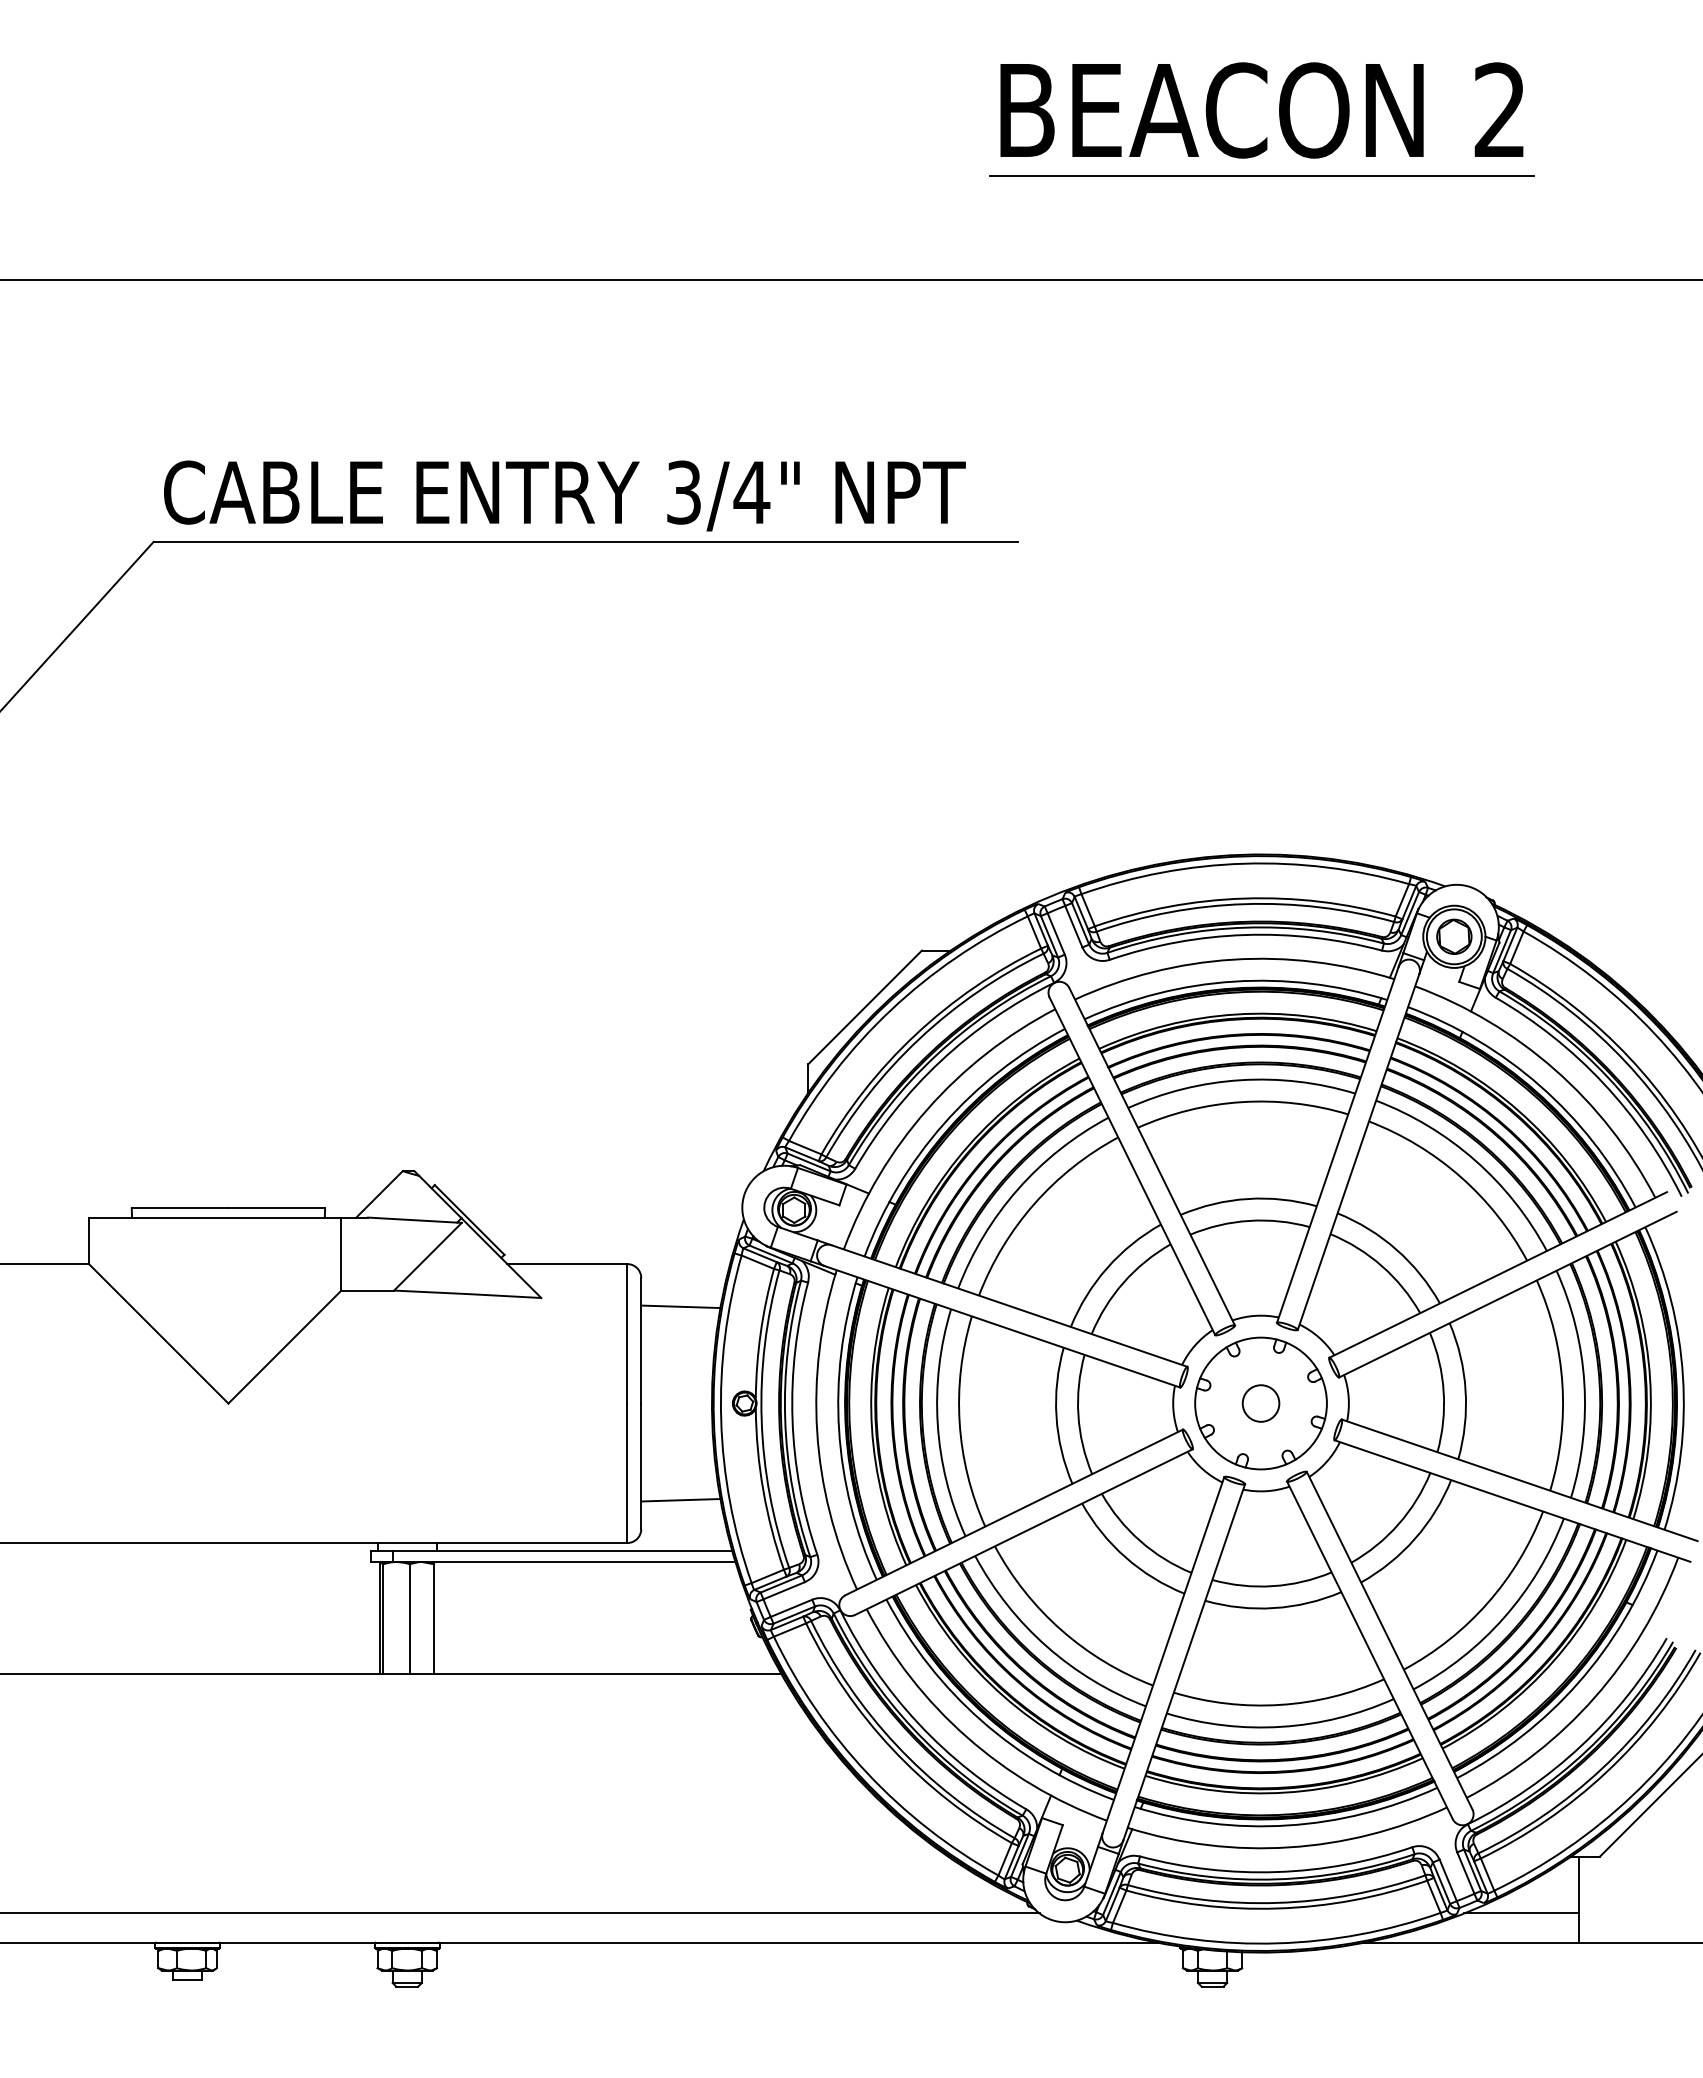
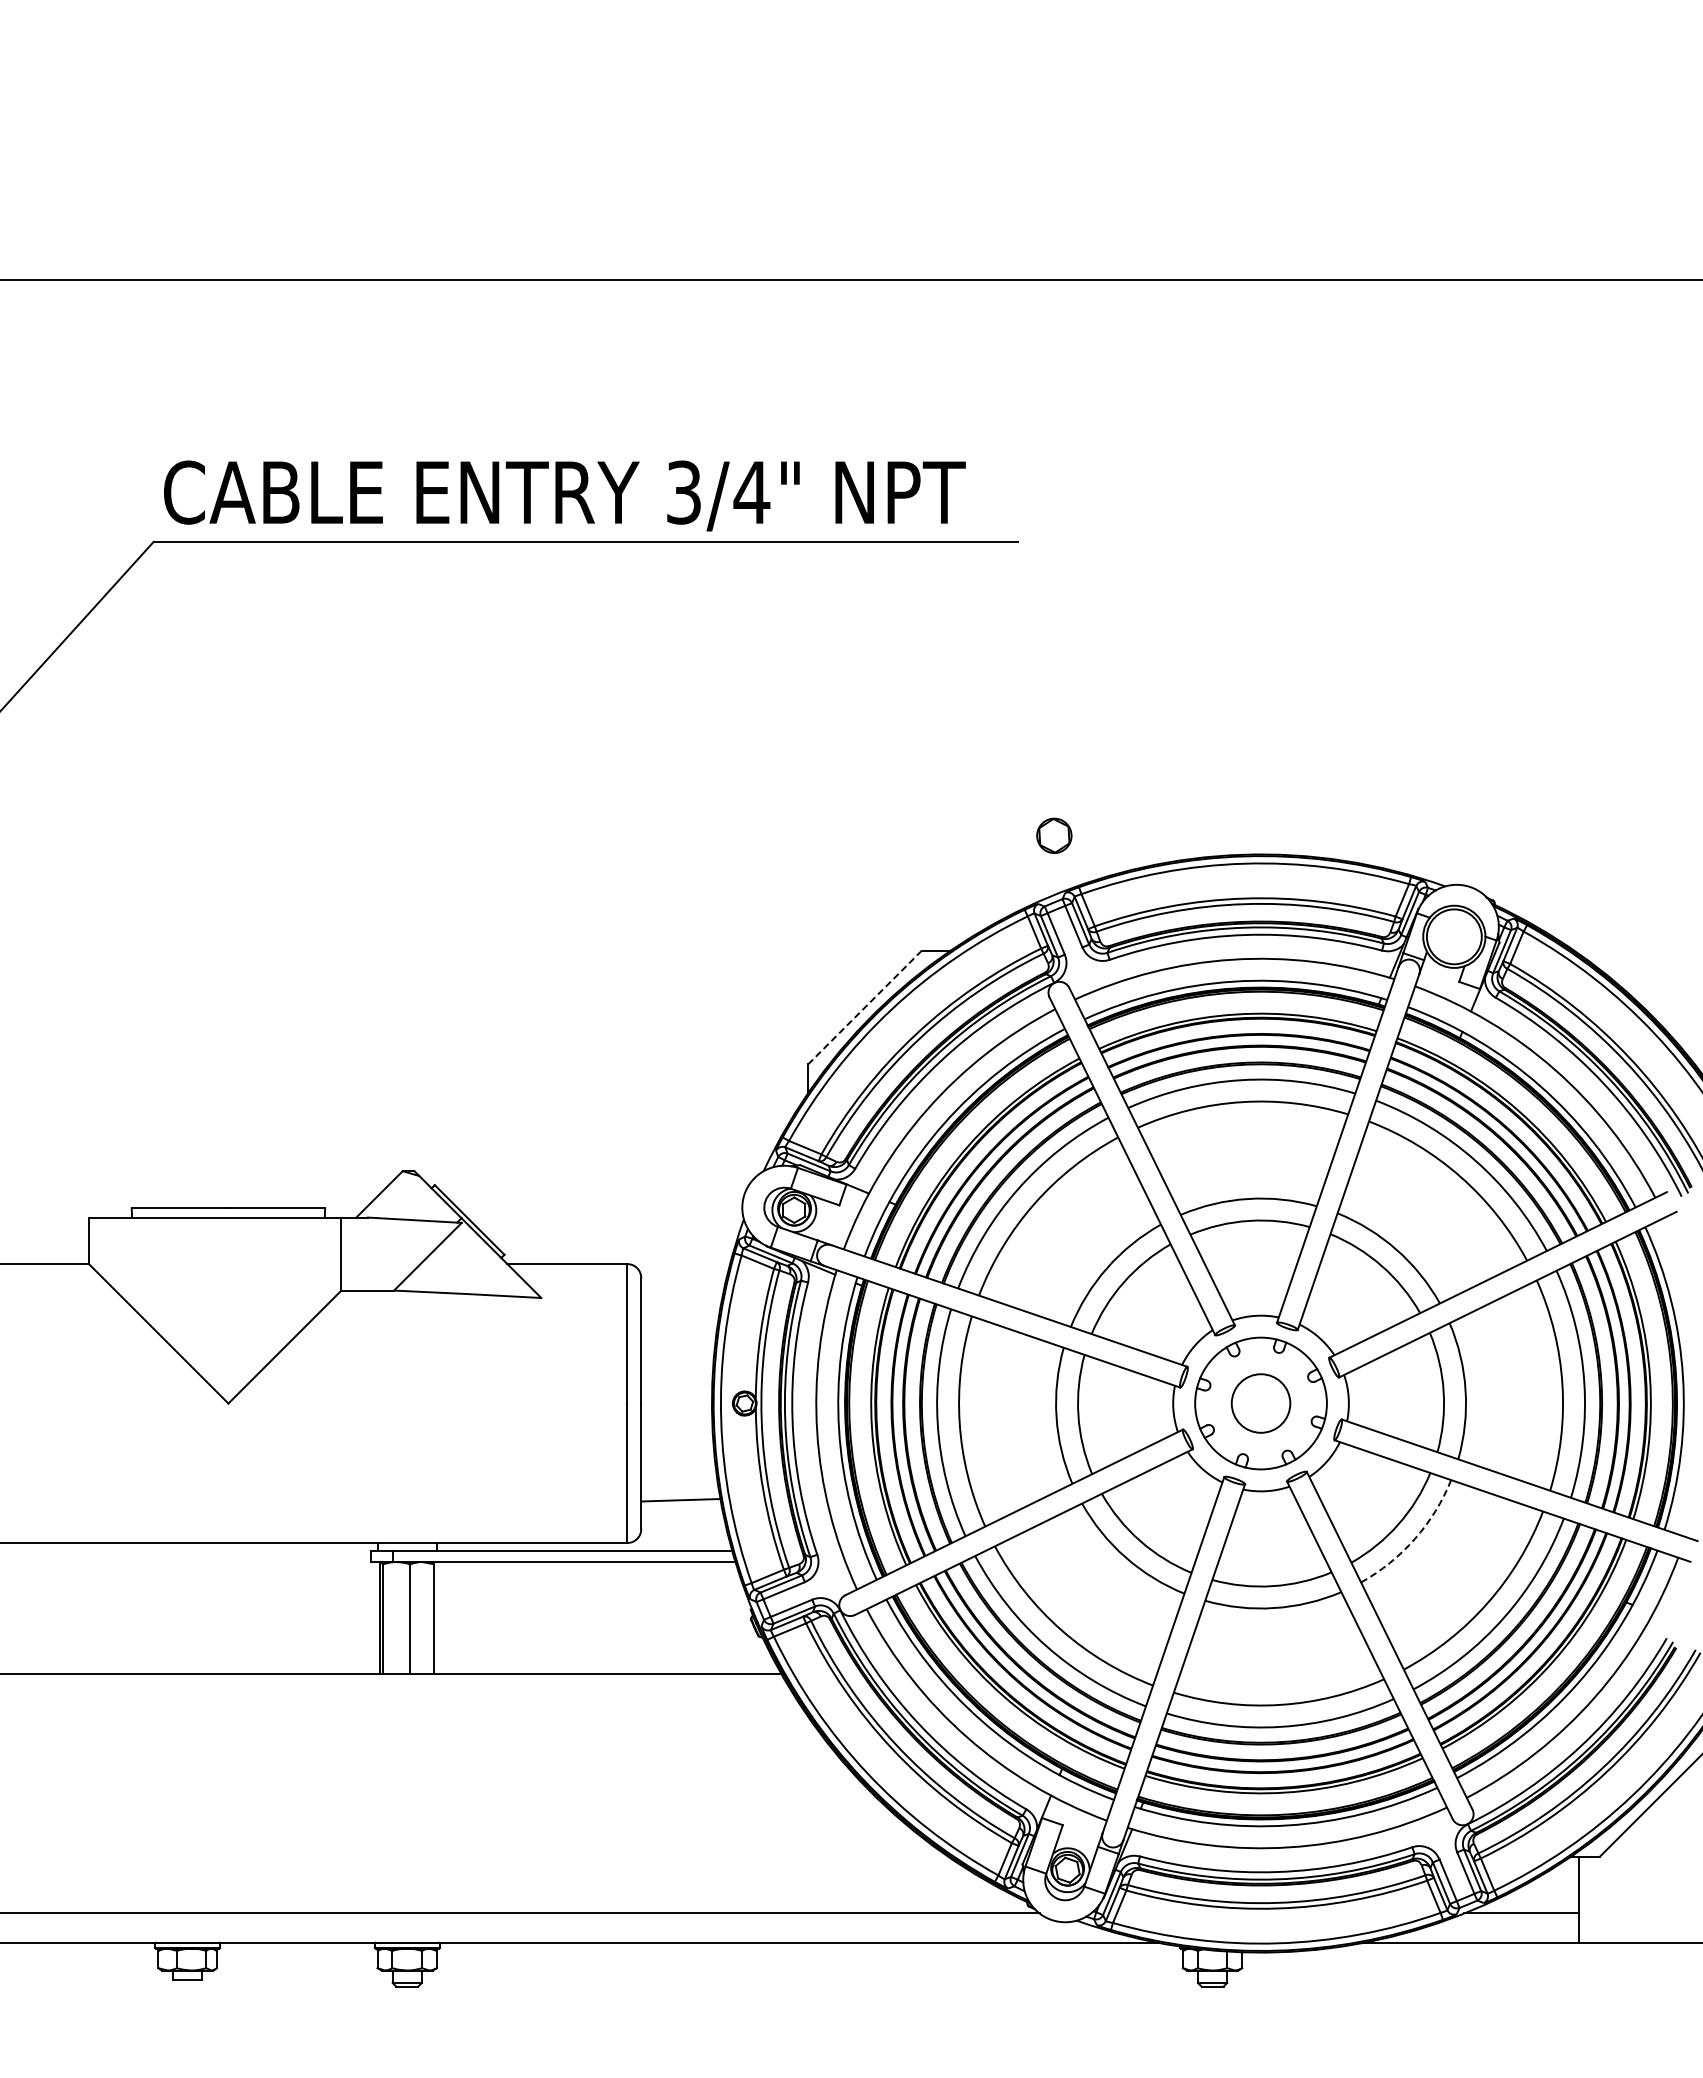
part: present -> none (1279, 119)
part position: (1454, 936) -> (1054, 835) (1054, 835)
line: solid -> dashed (865, 1007)
line: present -> none (680, 1306)
circle diameter: 37 px -> 59 px (1260, 1403)
arc: solid -> dashed (1414, 1539)
